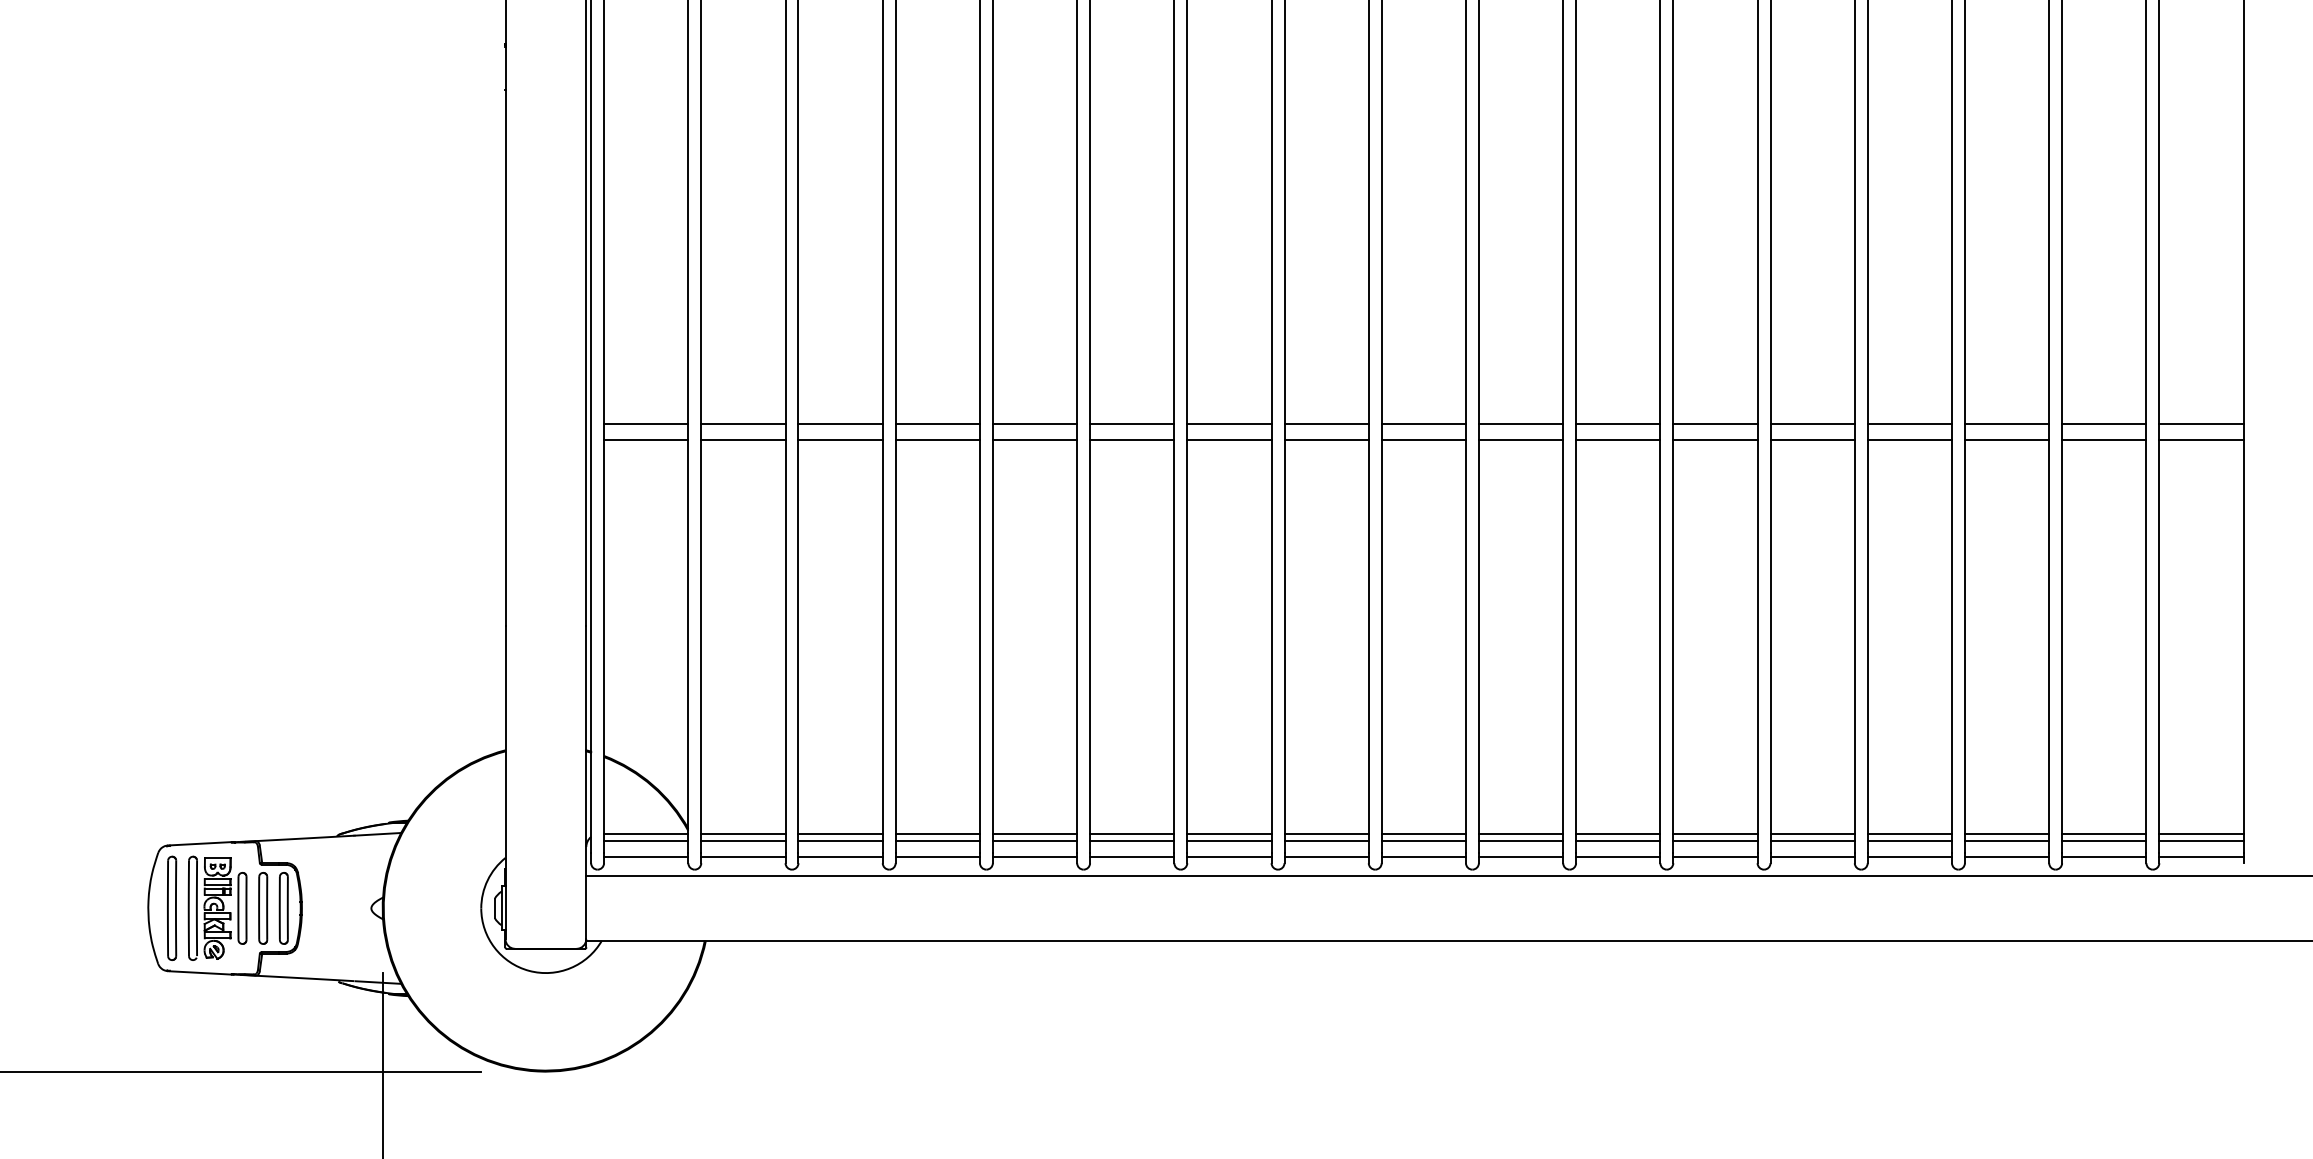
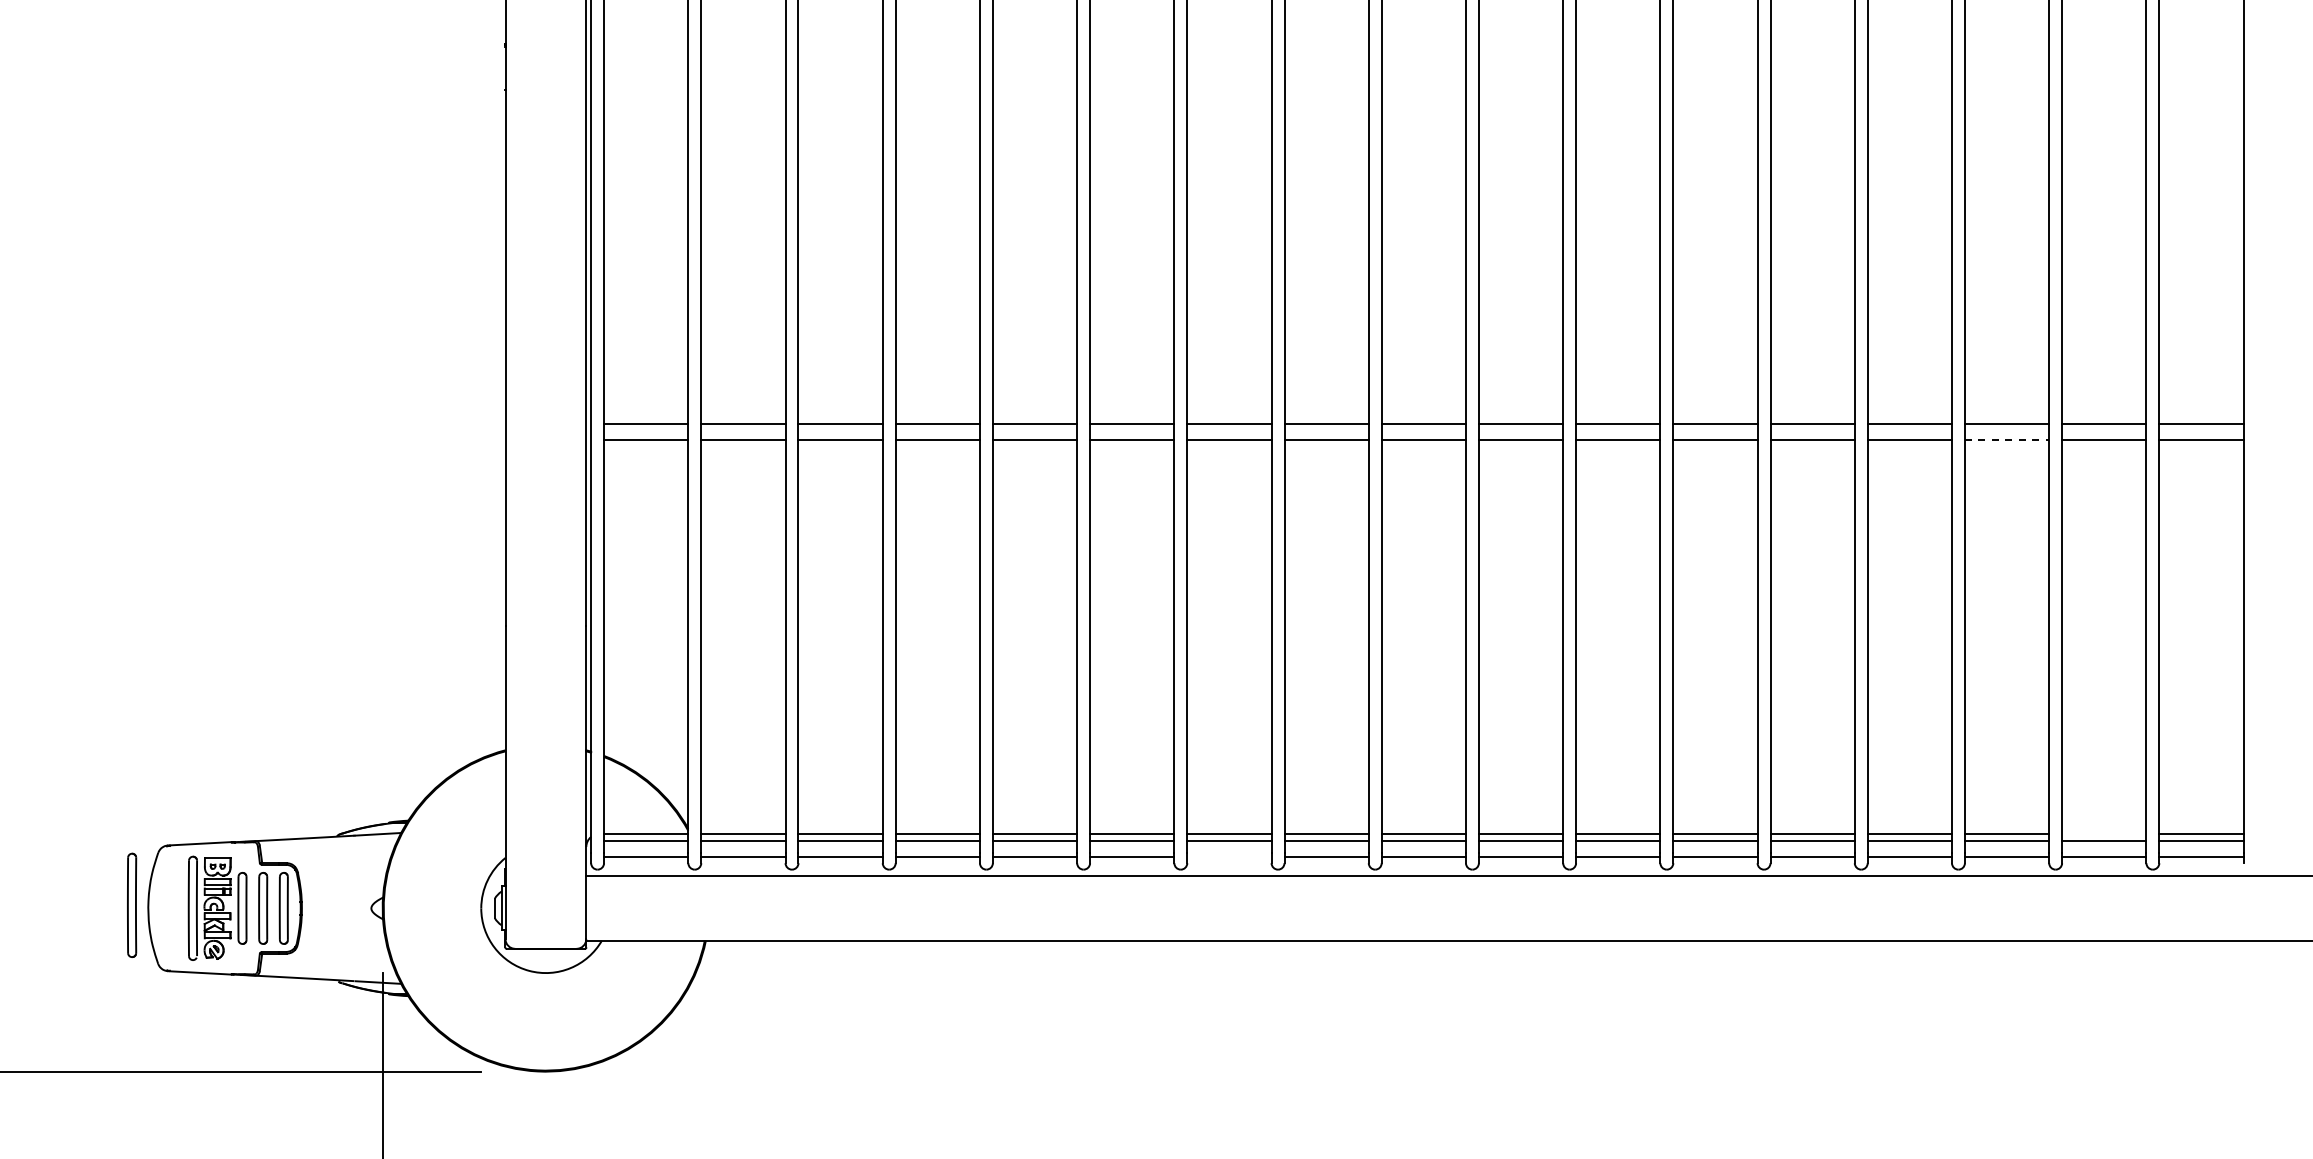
line: solid -> dashed (2007, 439)
line: present -> none (2104, 834)
line: present -> none (1229, 856)
part position: (172, 907) -> (132, 904) (132, 904)
